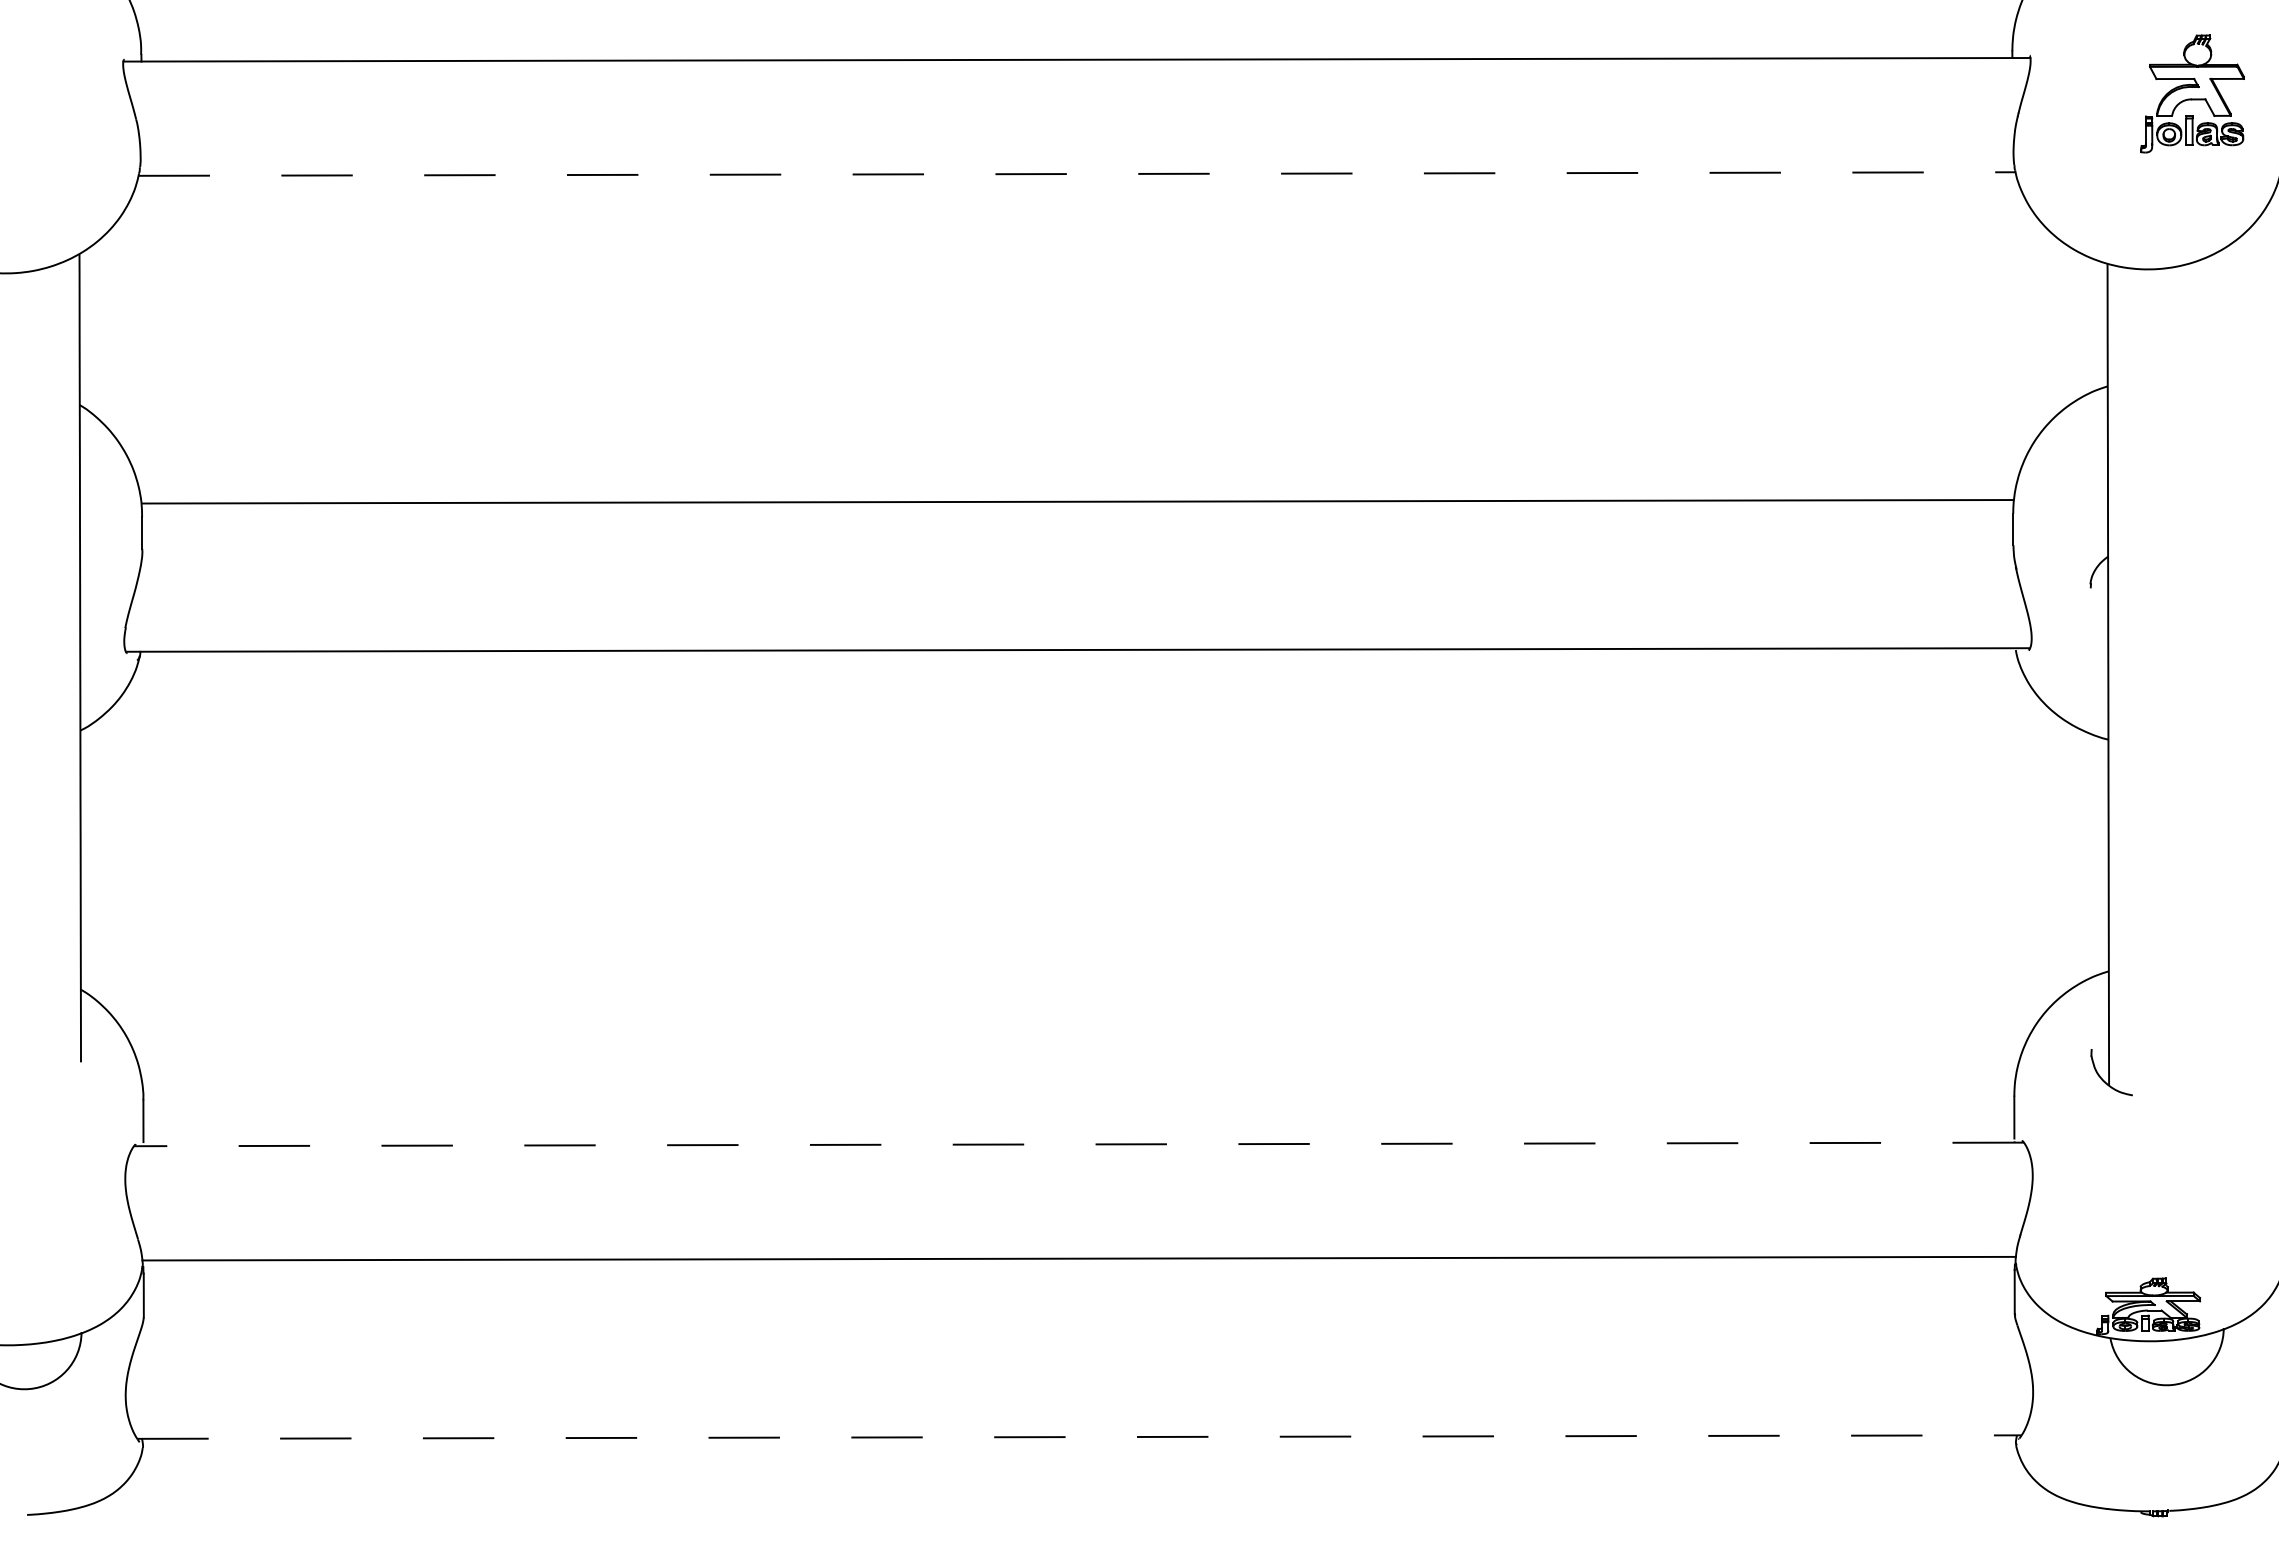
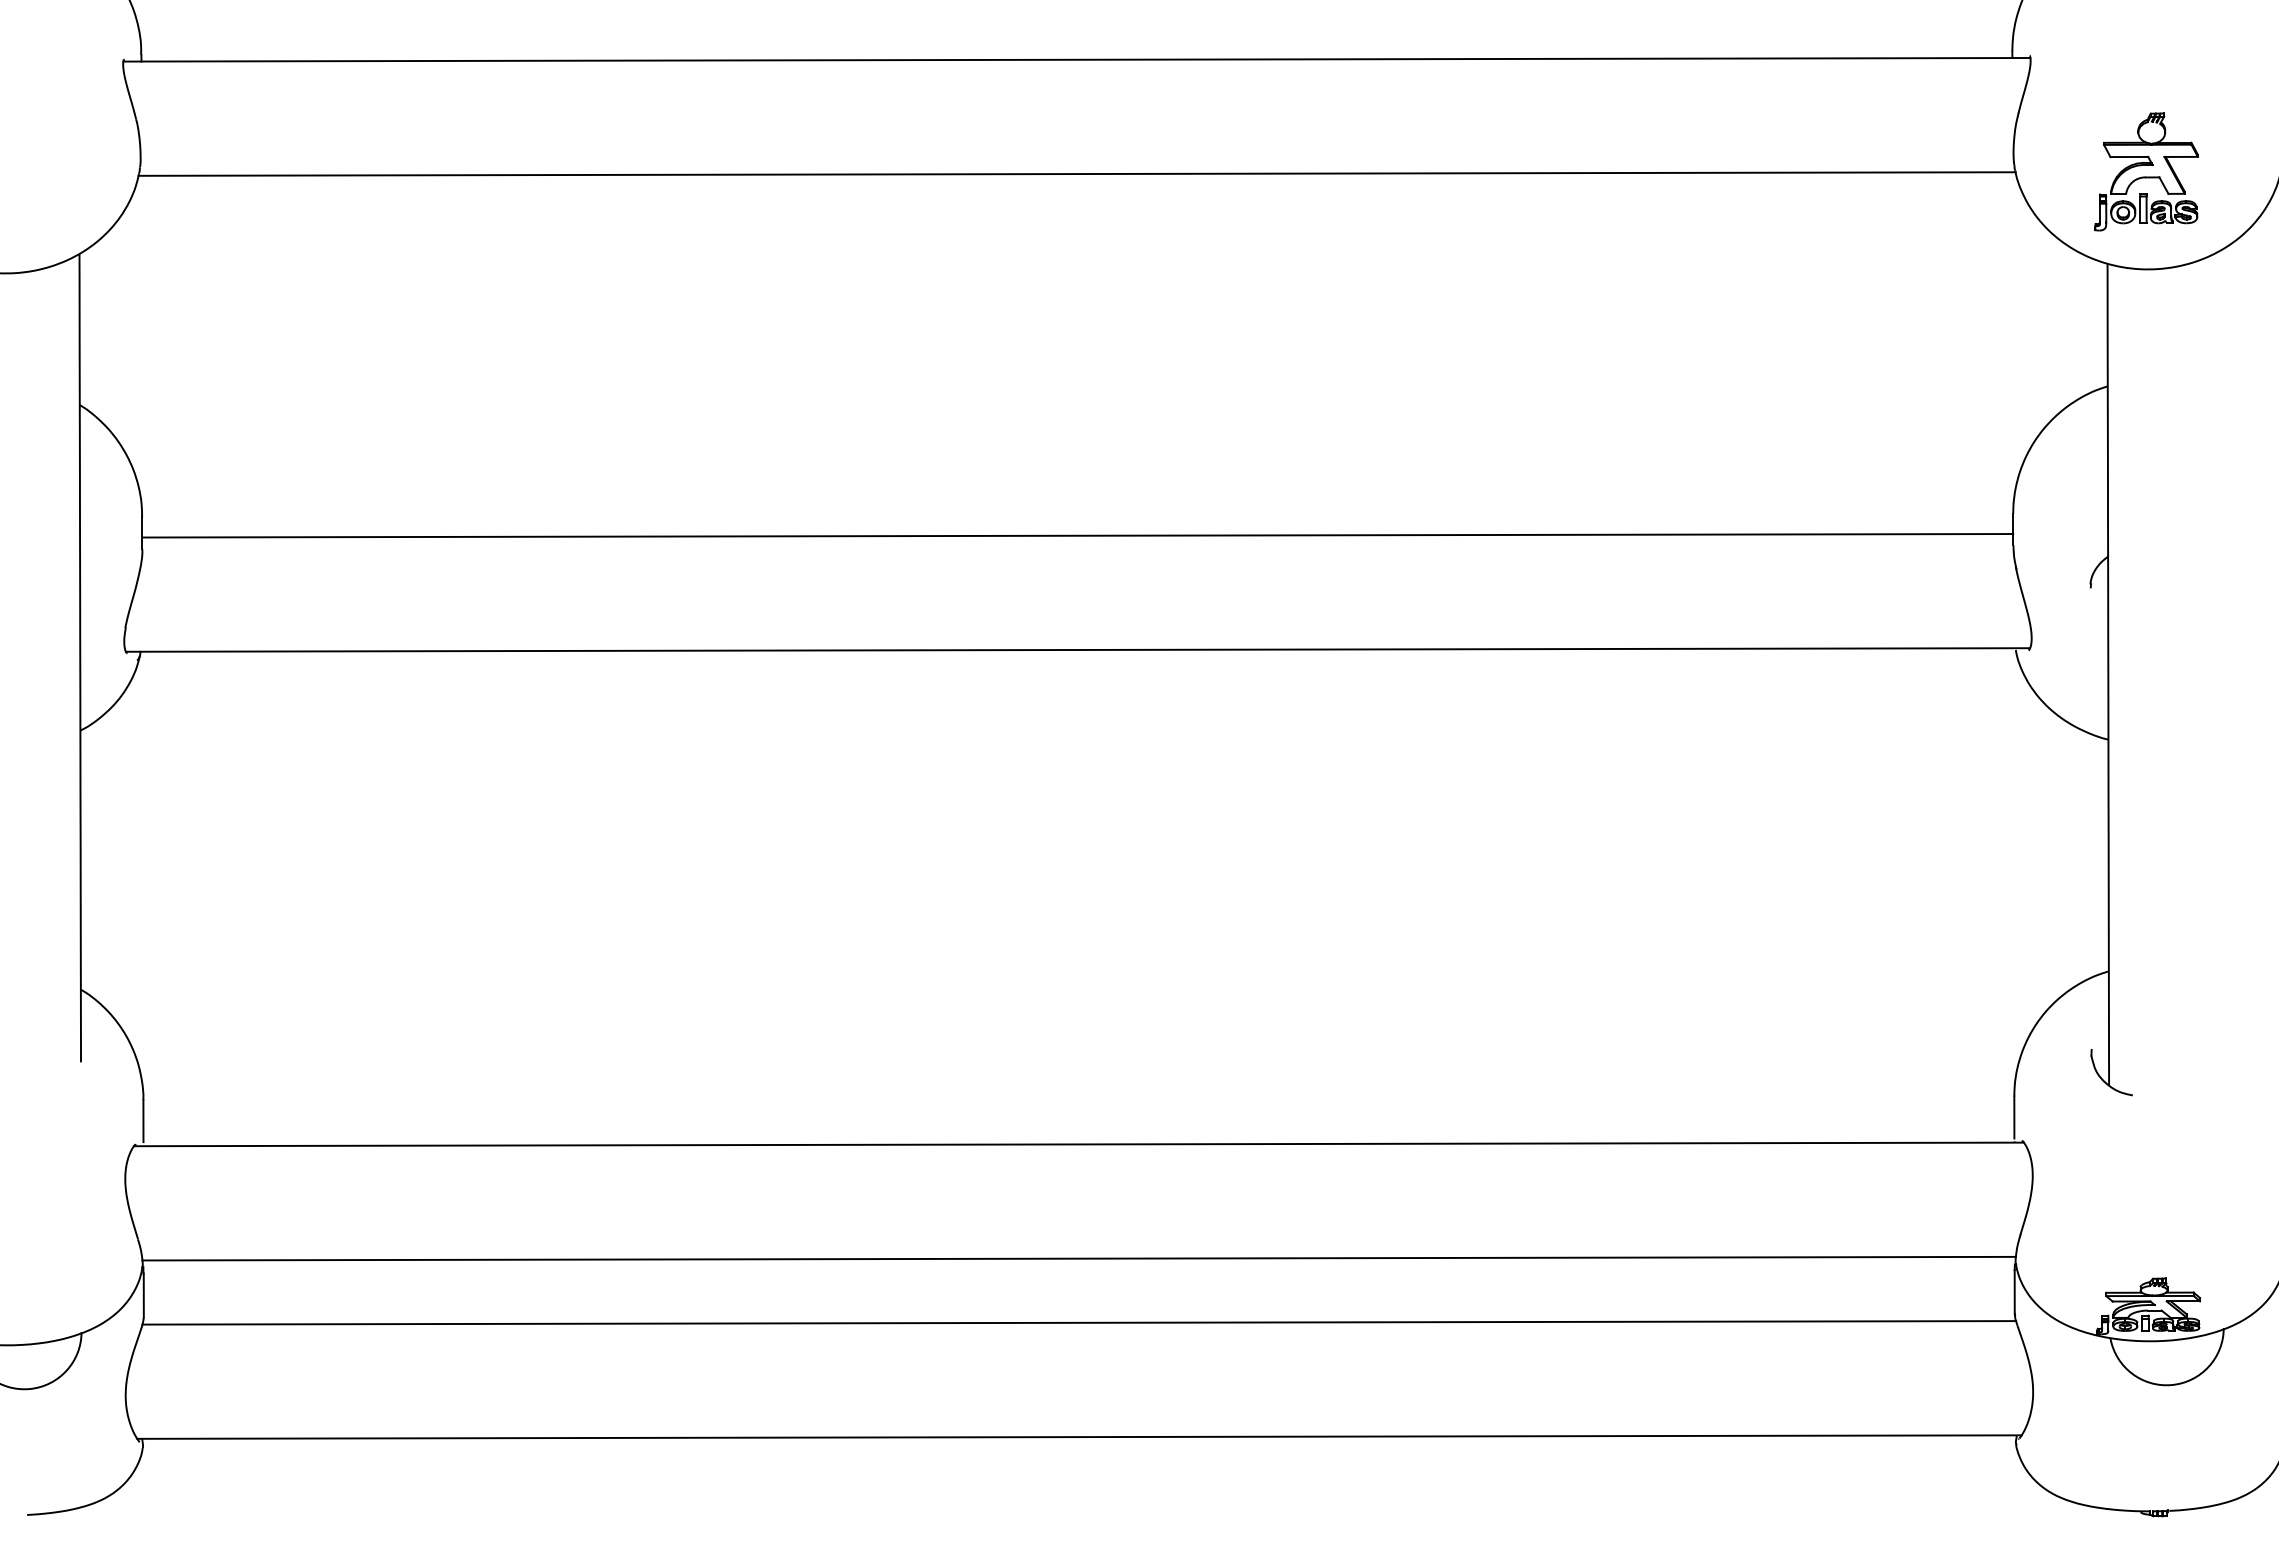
part position: (2192, 93) -> (2146, 171) (2146, 171)
line: dashed -> solid (1077, 174)
line position: (1077, 501) -> (1077, 535) (1077, 535)
line: dashed -> solid (1078, 1144)
line: none -> present (1079, 1322)
line: dashed -> solid (1079, 1437)
